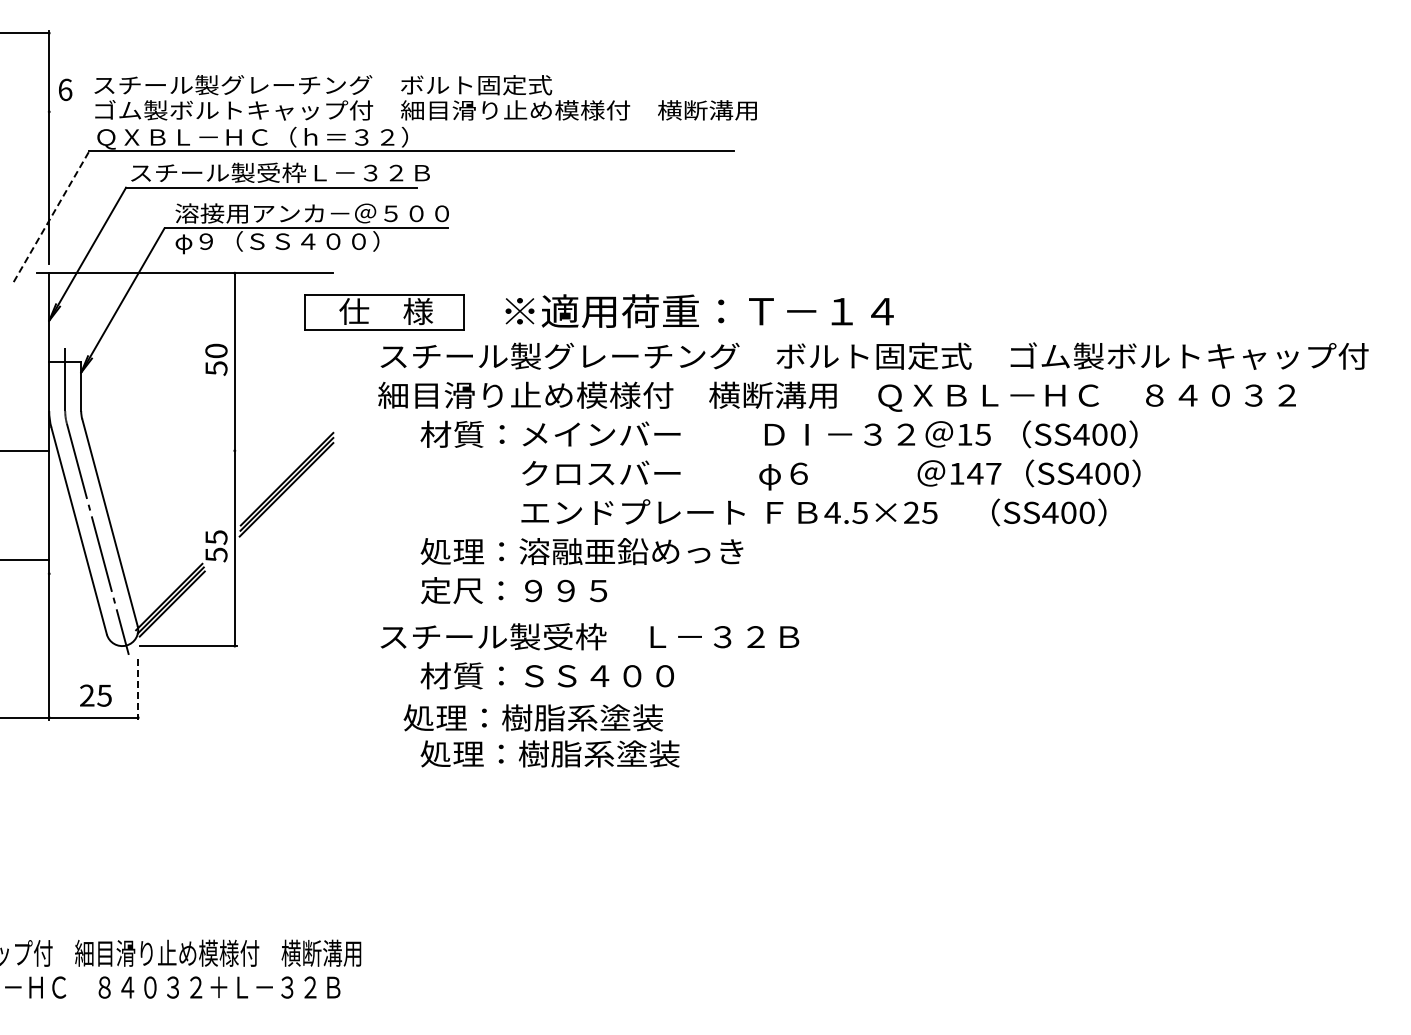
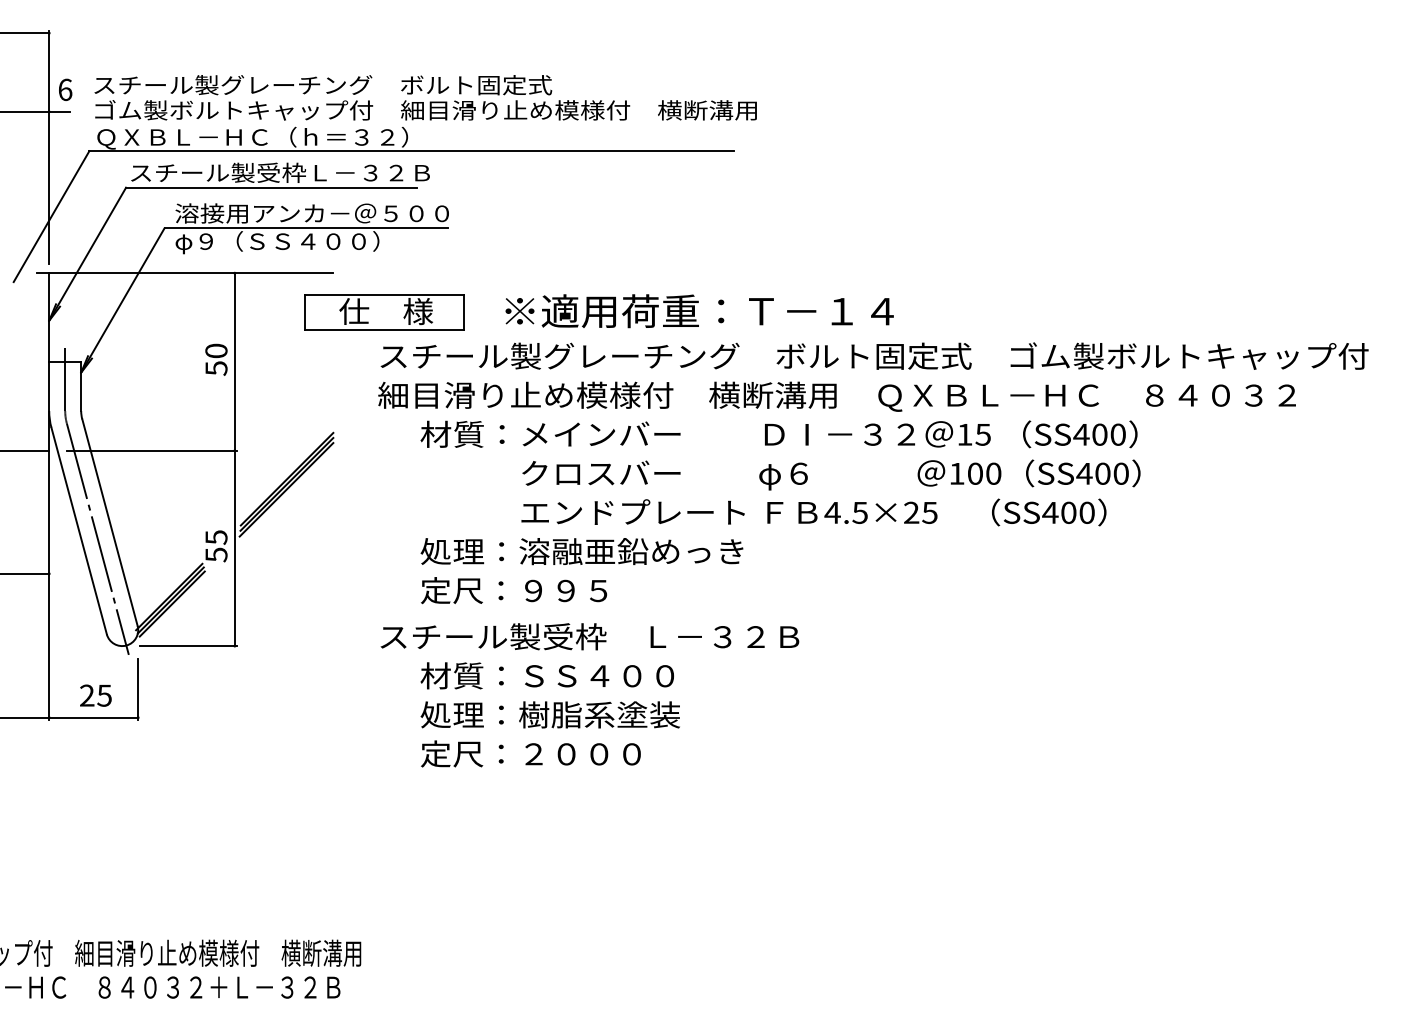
line: none -> present (36, 111)
line: dashed -> solid (51, 216)
line: none -> present (151, 450)
text: 147 -> 100 (984, 473)
line position: (25, 559) -> (25, 573) (25, 573)
line: dashed -> solid (138, 689)
text position: (532, 717) -> (549, 714) (549, 714)
text: 処理：樹脂系塗装 -> 定尺：２０００ (549, 753)
